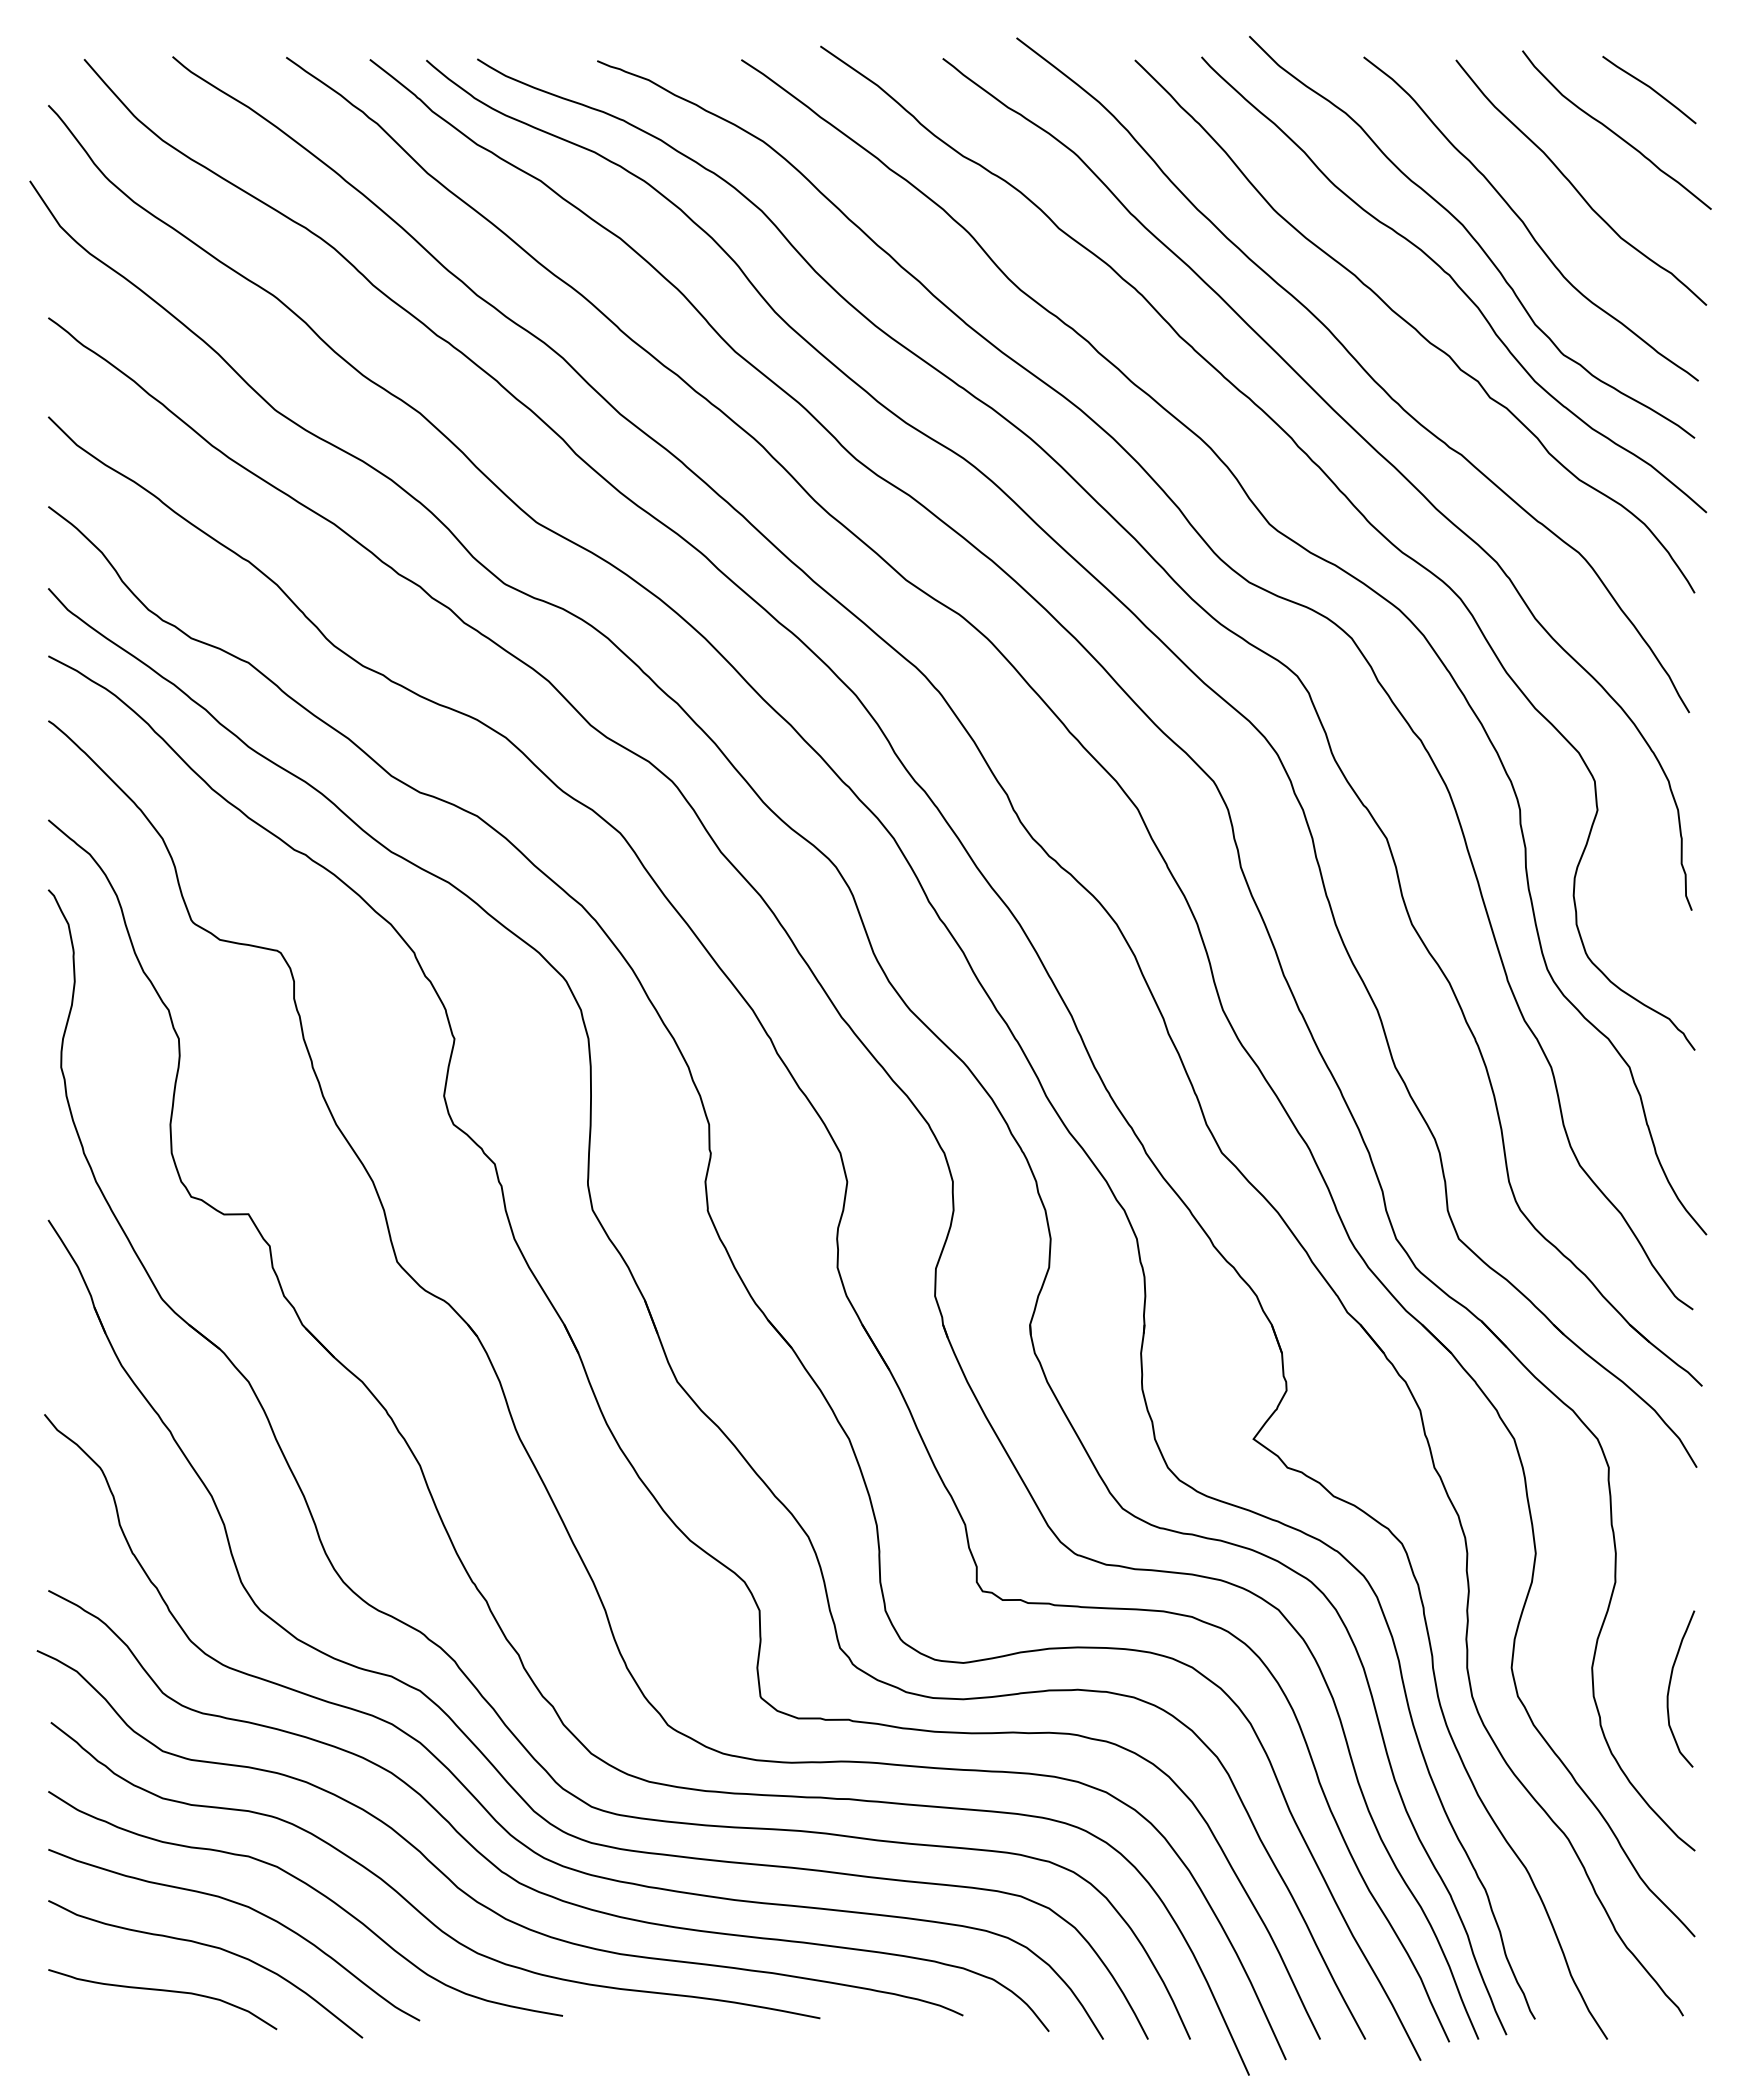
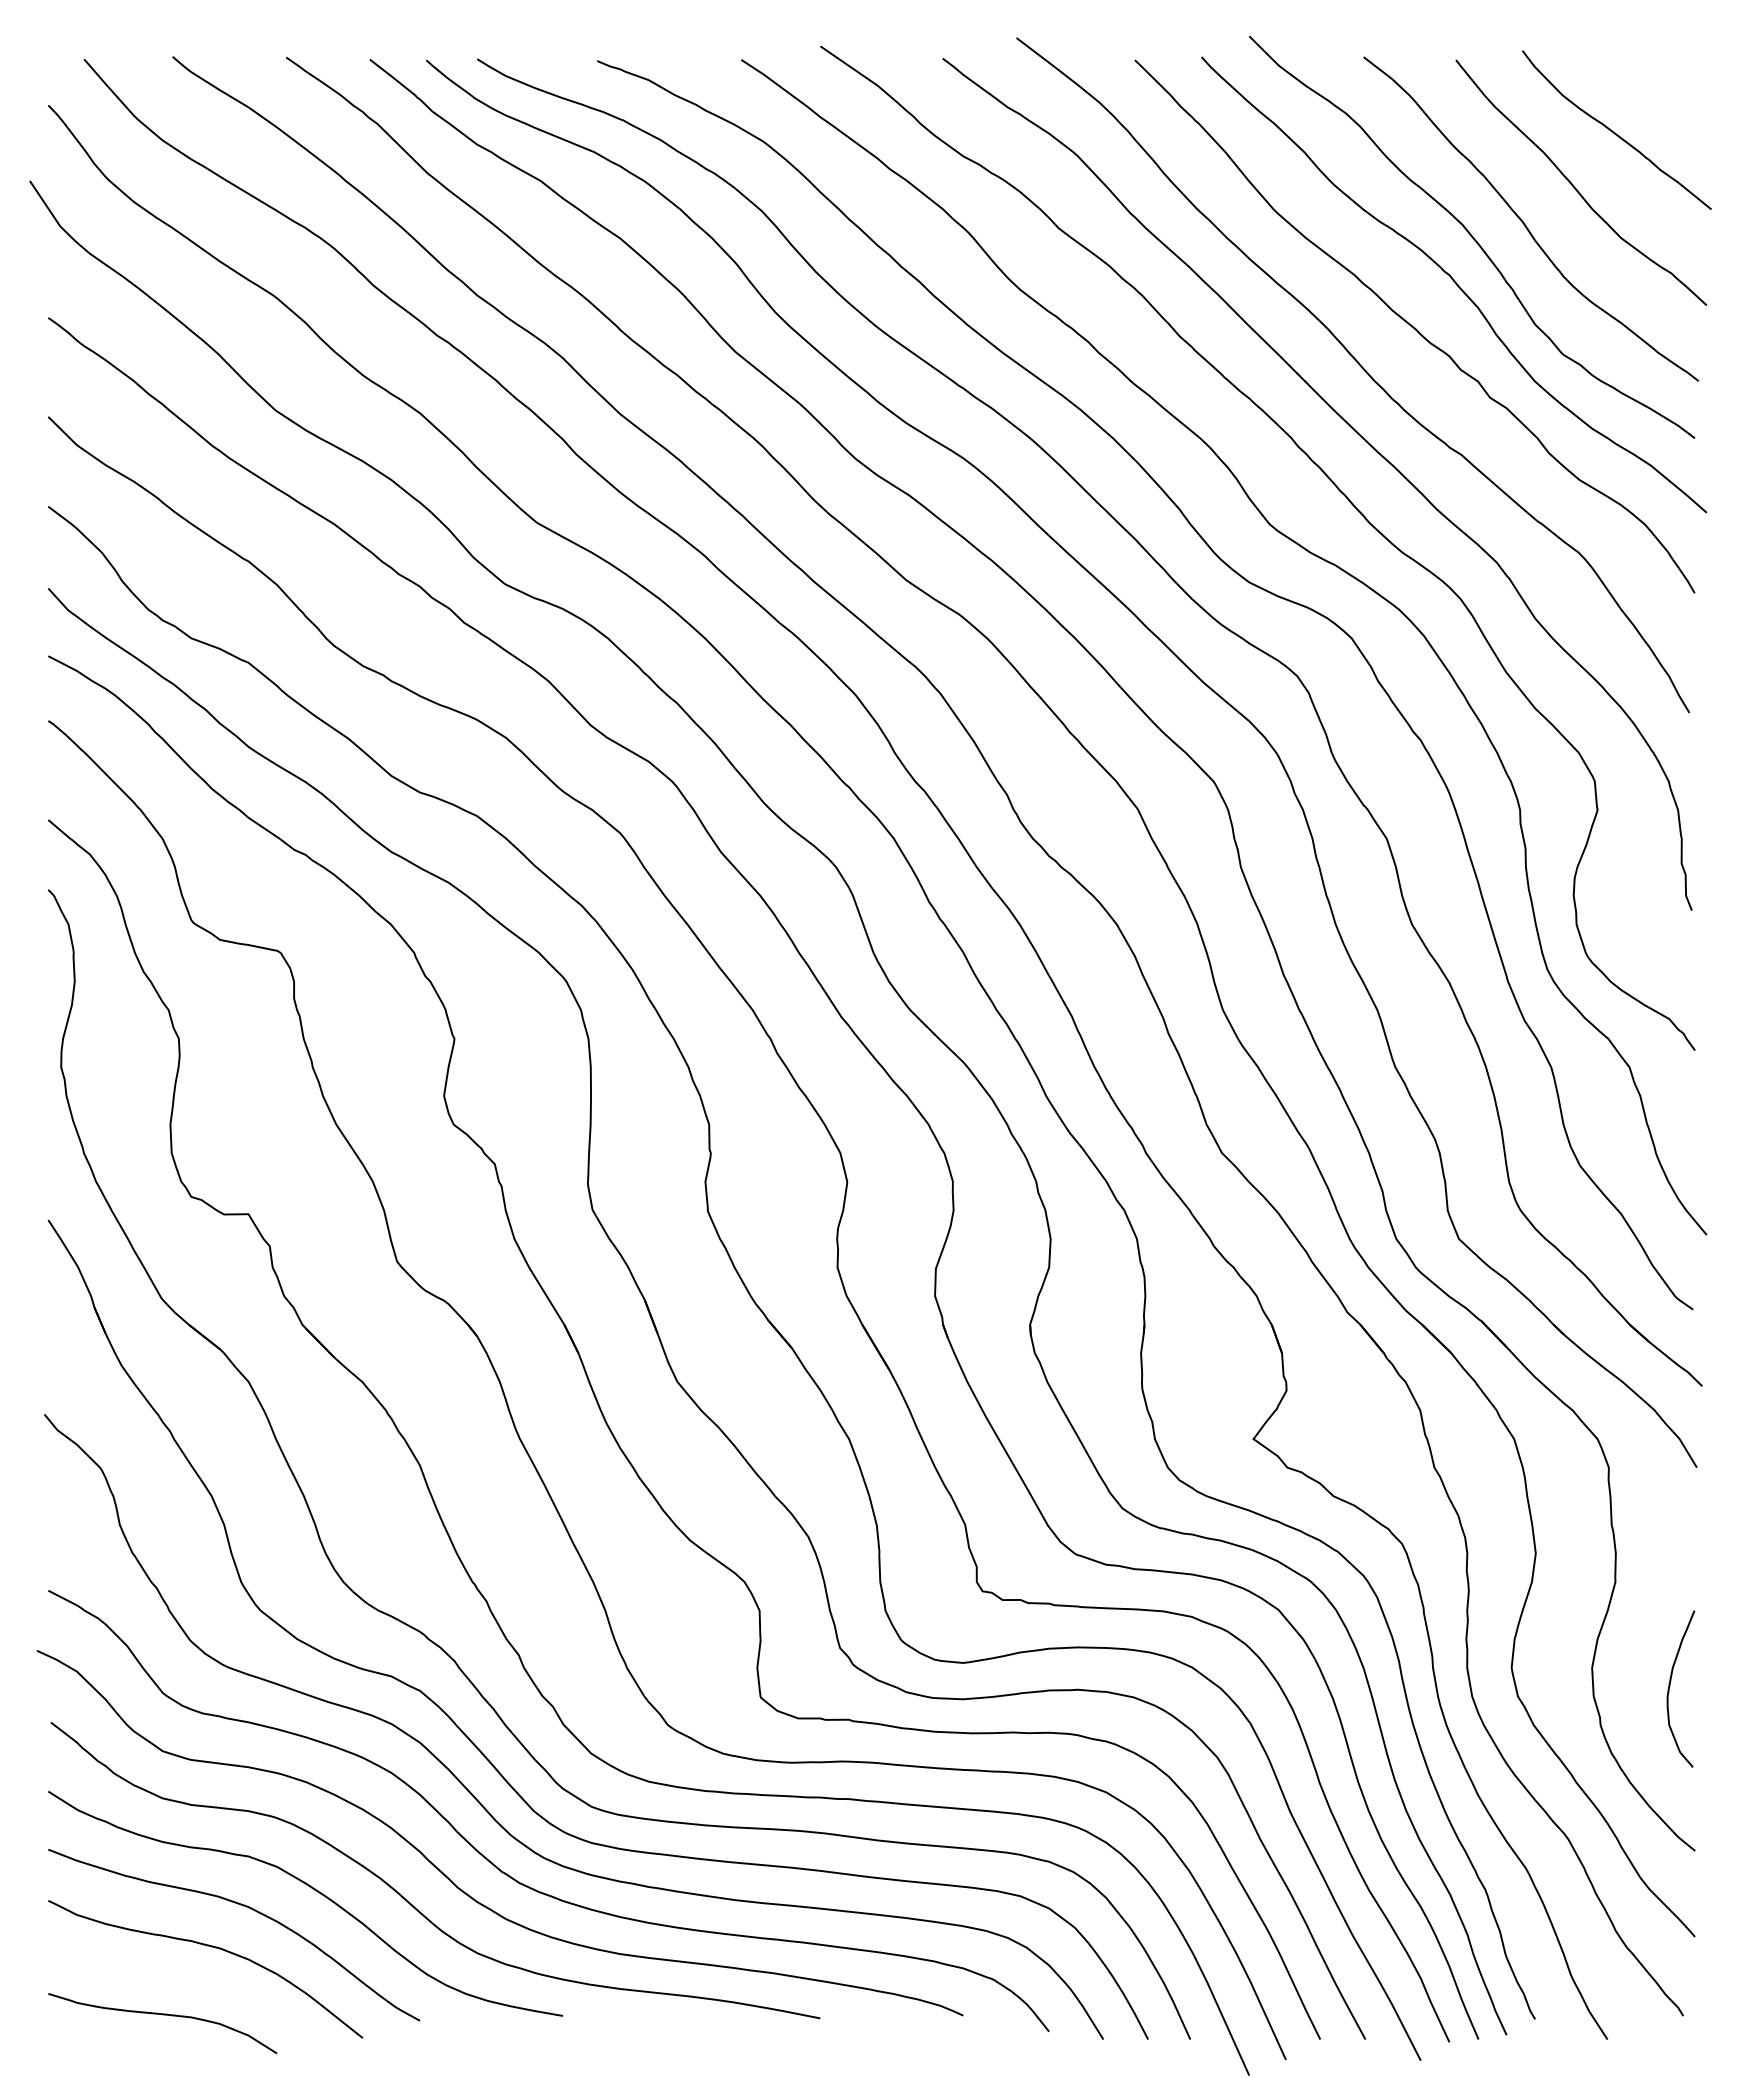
line: present -> none (1649, 88)
curve position: (162, 1991) -> (162, 2015) (162, 2015)
